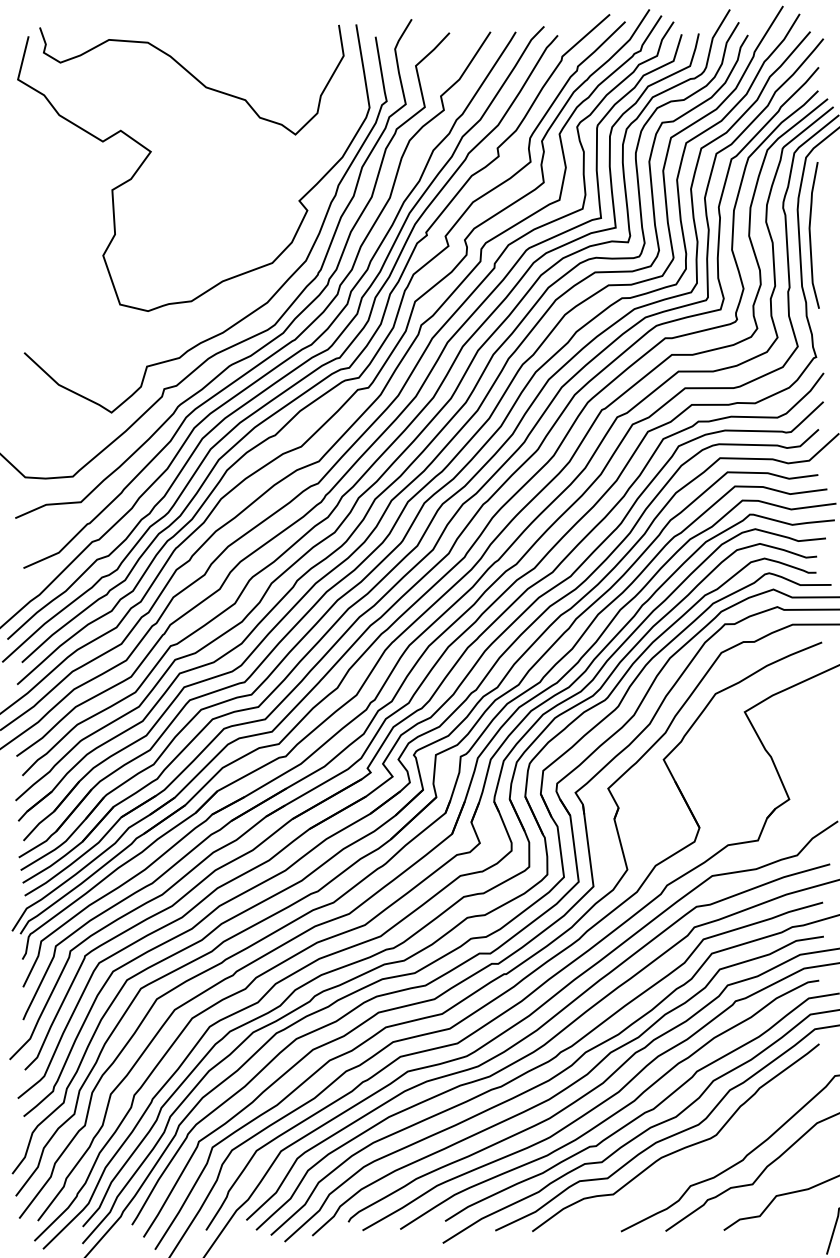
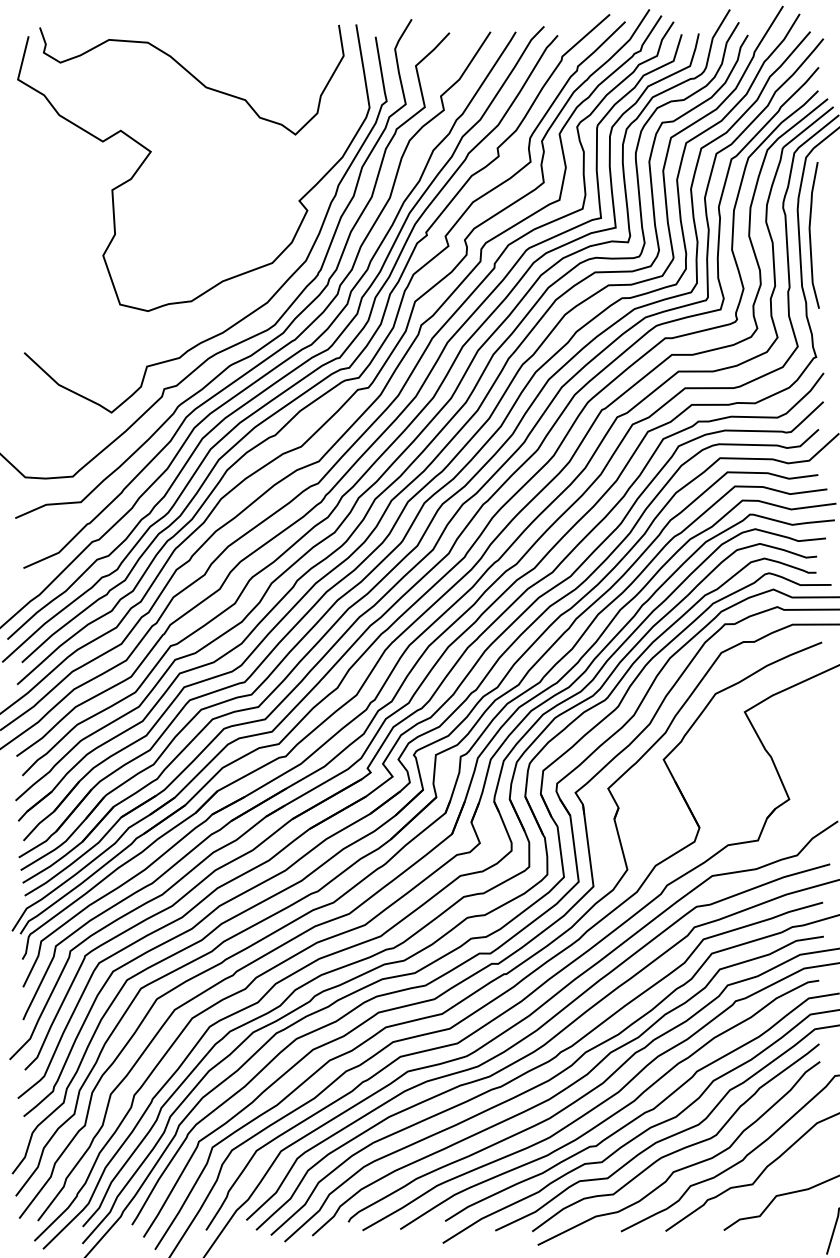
curve: none -> present (682, 1167)
